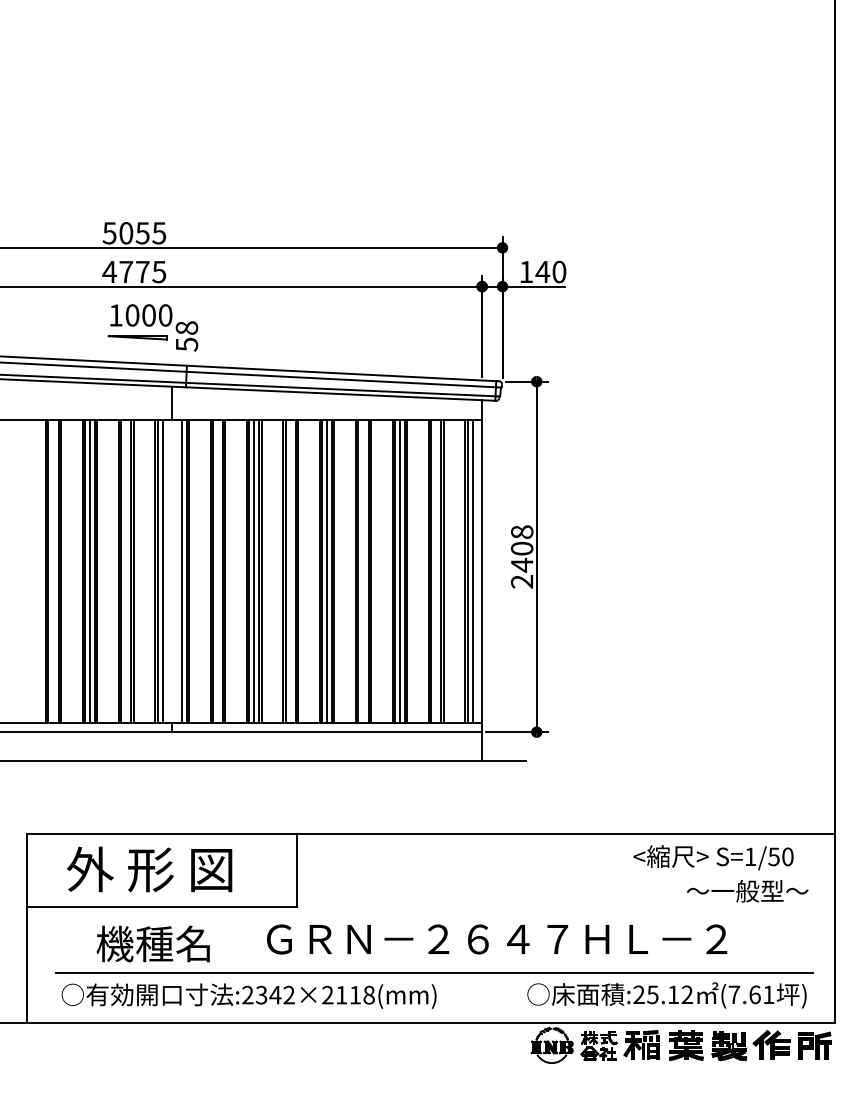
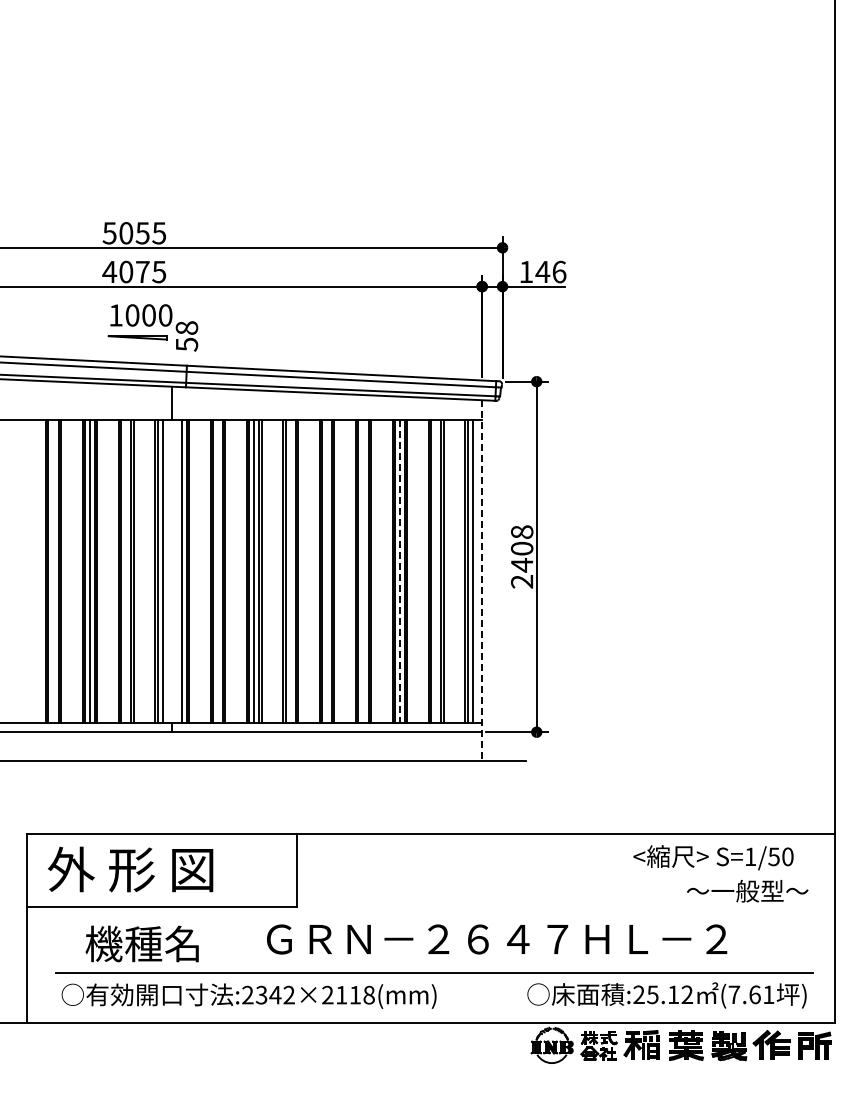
text: 4775 -> 4075 (126, 271)
text: 140 -> 146 (559, 271)
line: present -> none (327, 571)
line: solid -> dashed (399, 571)
line: solid -> dashed (482, 580)
text position: (149, 869) -> (130, 869) (130, 869)
text position: (152, 943) -> (141, 943) (141, 943)
